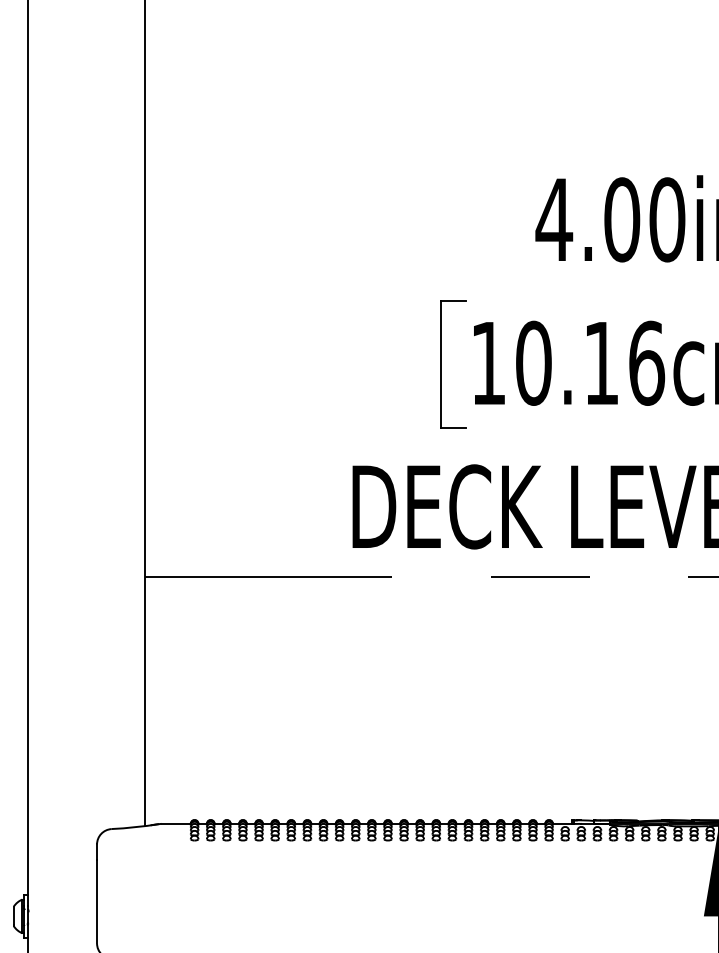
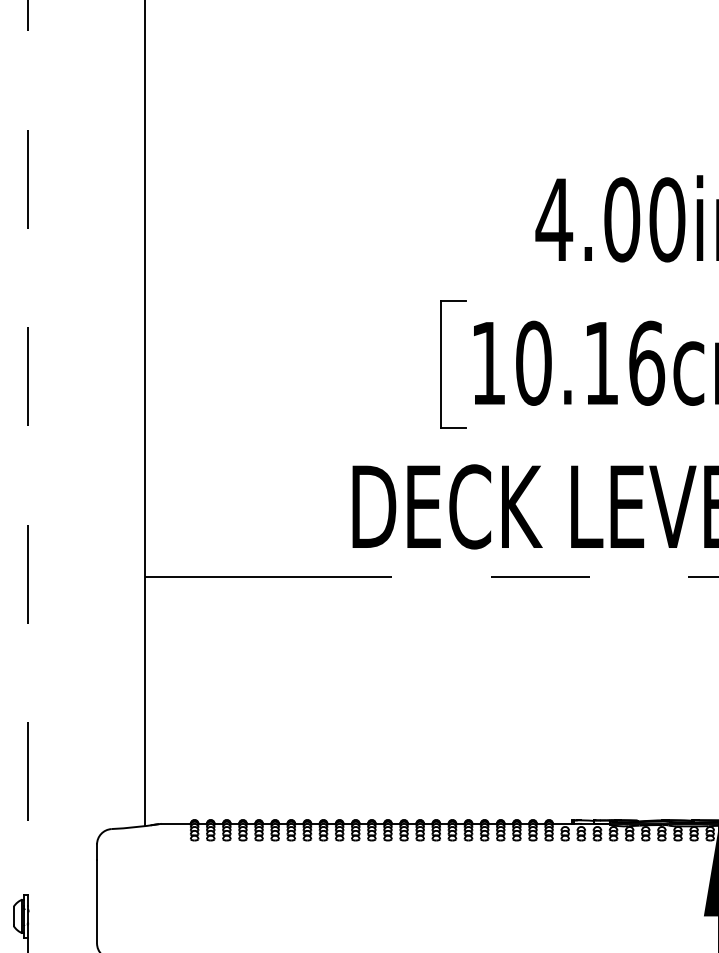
line: solid -> dashed (28, 448)
